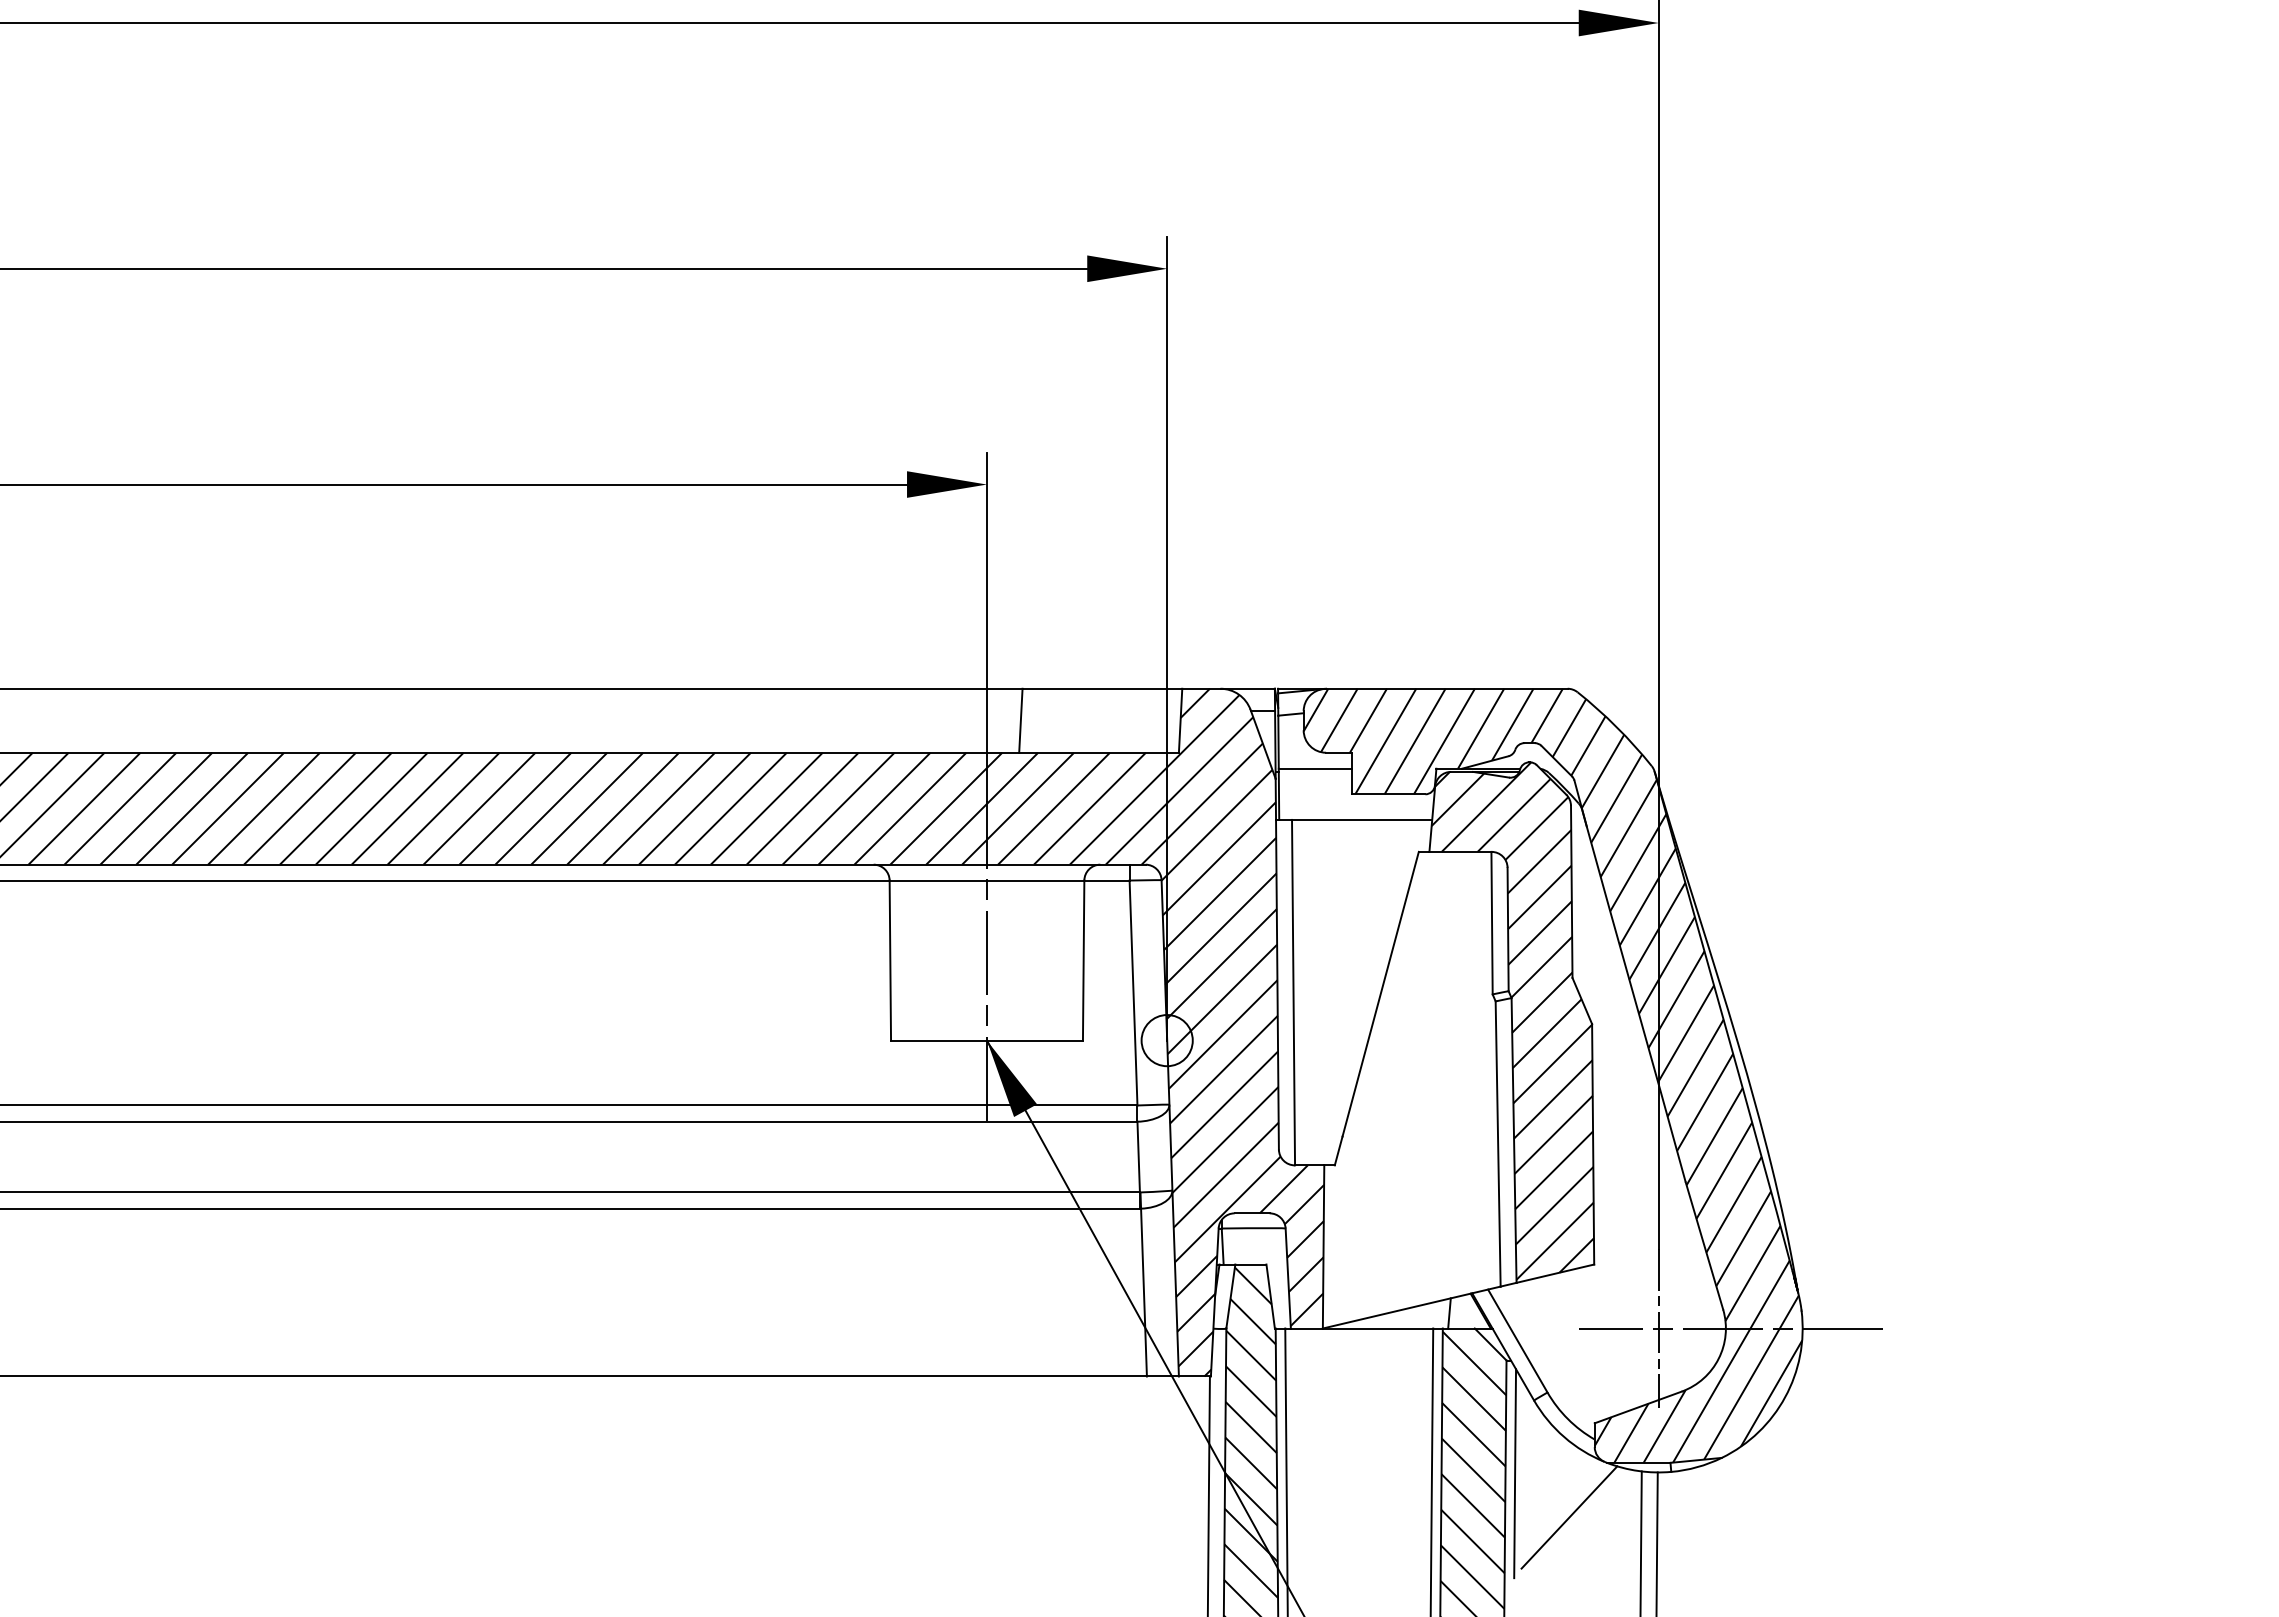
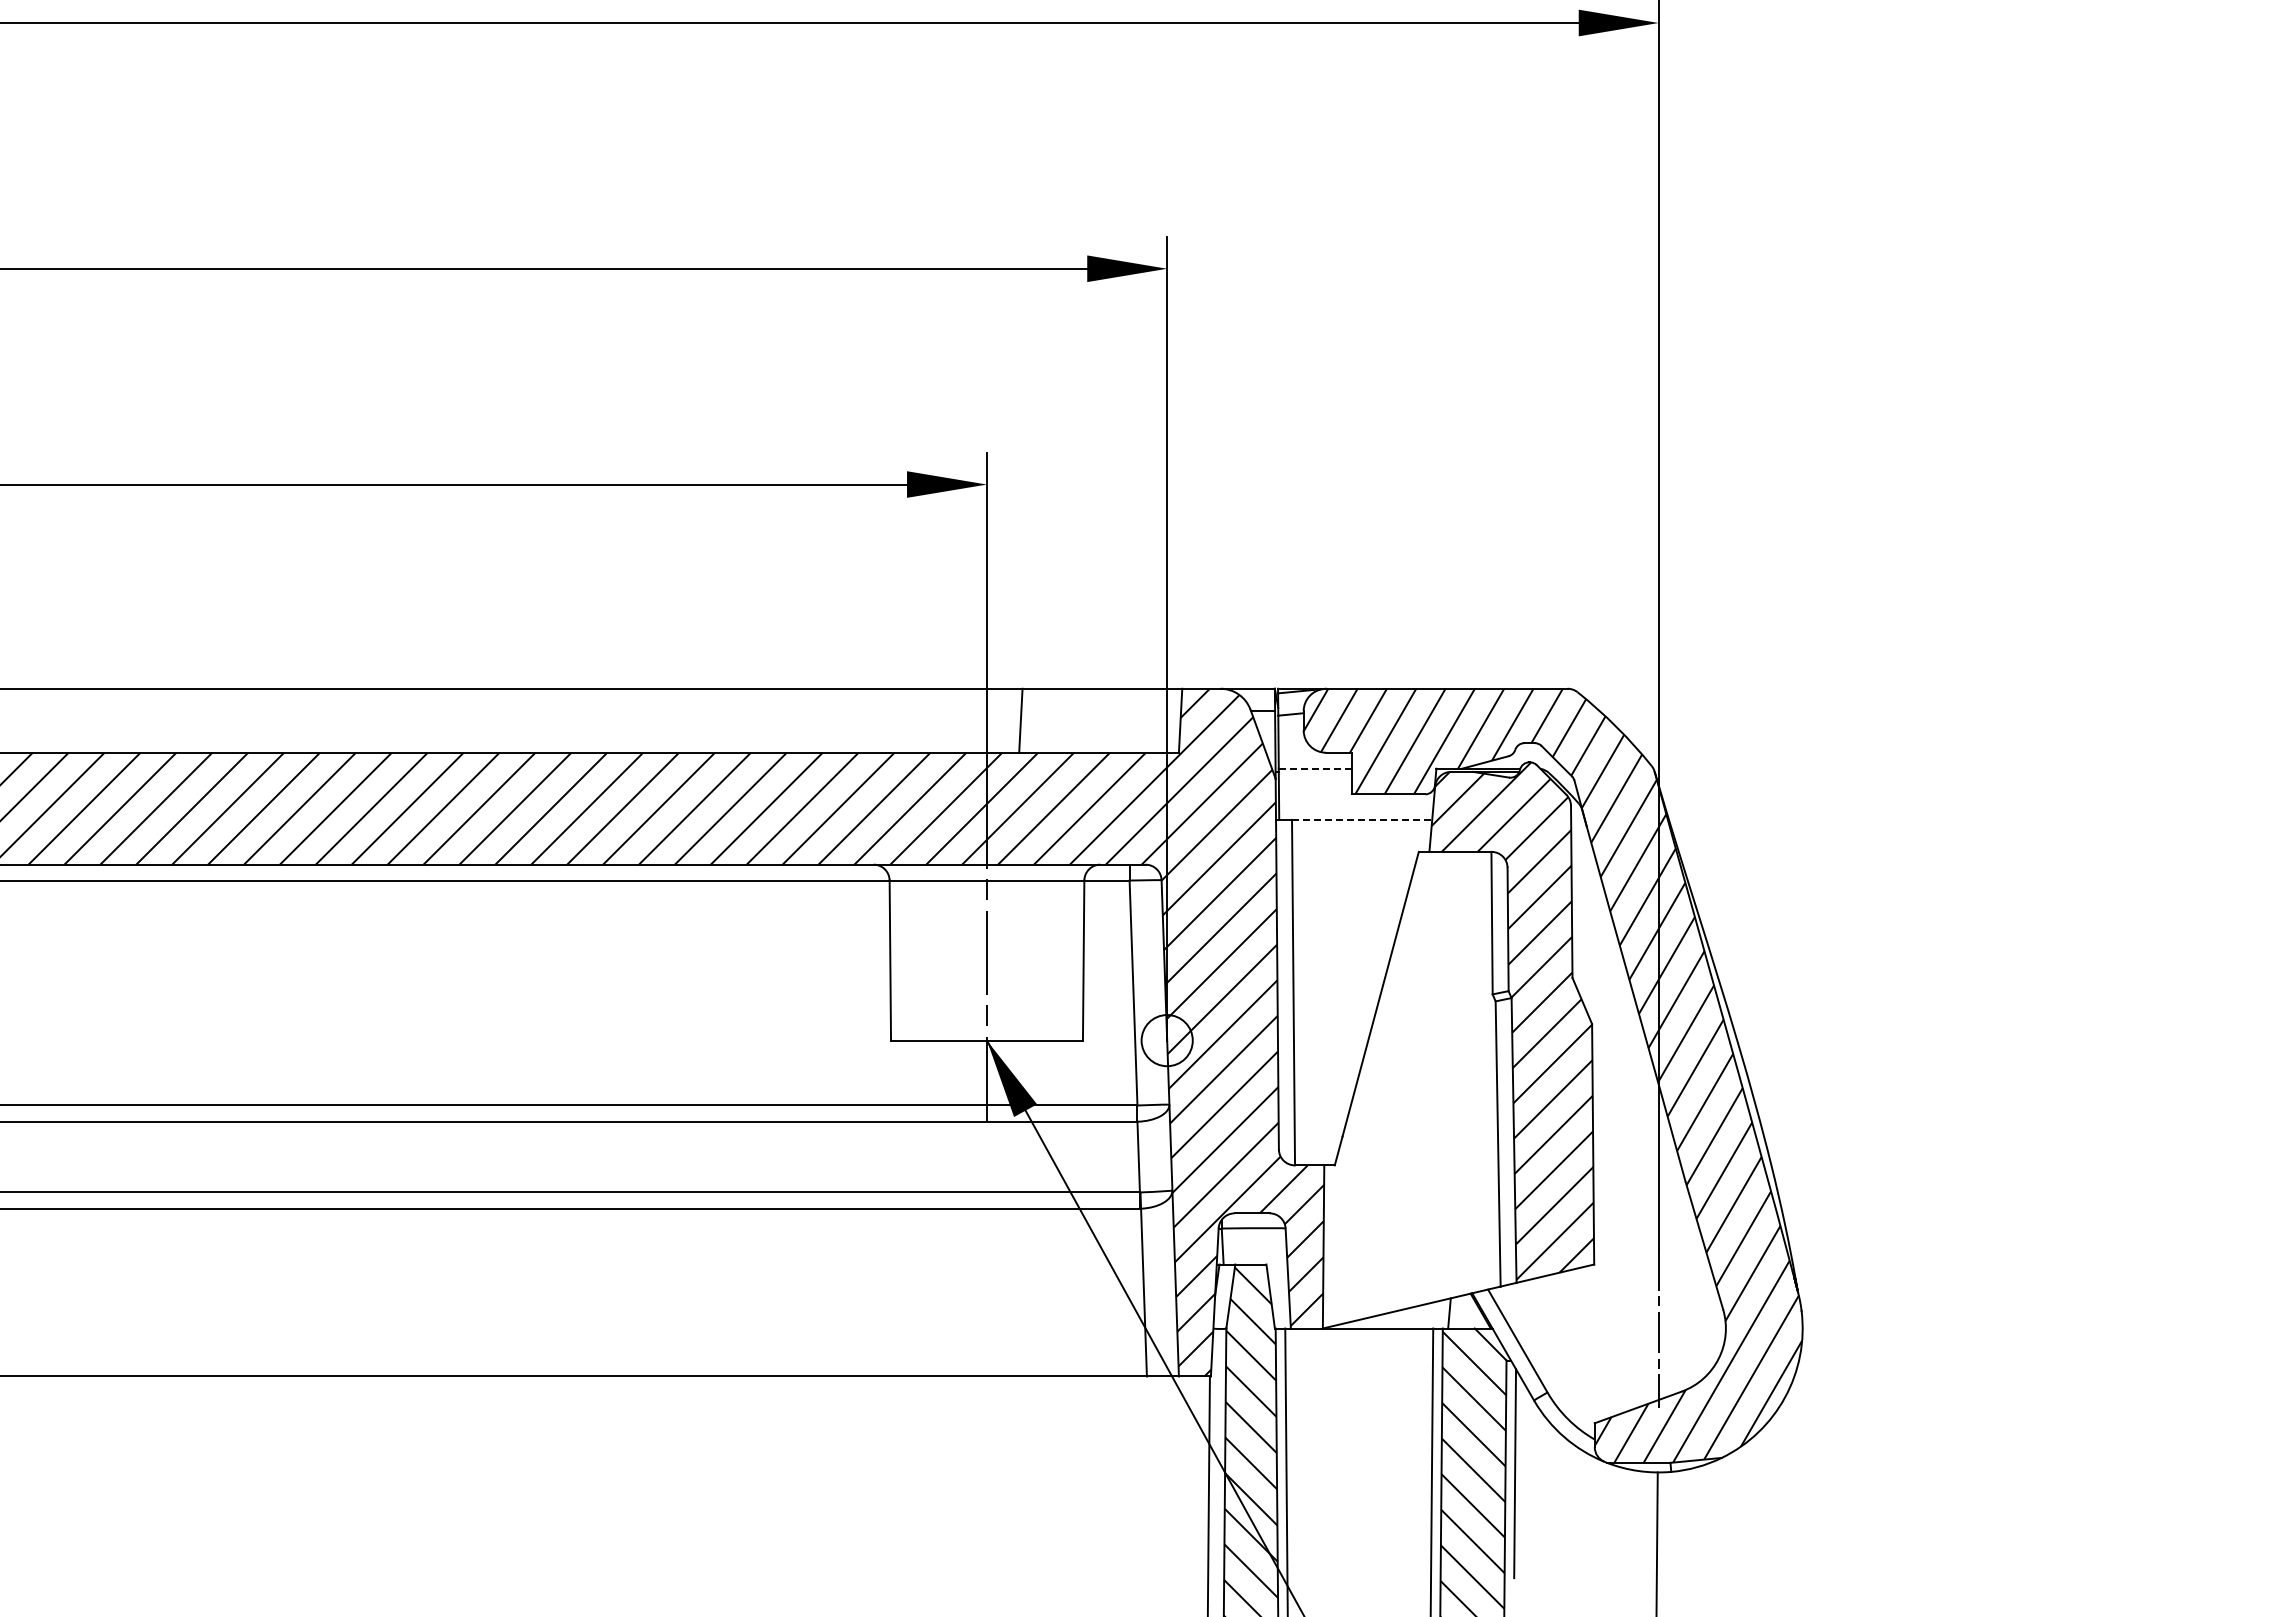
line: solid -> dashed (1314, 768)
line: solid -> dashed (1362, 819)
line: present -> none (1730, 1328)
line: present -> none (1569, 1517)
line: present -> none (1640, 1542)
